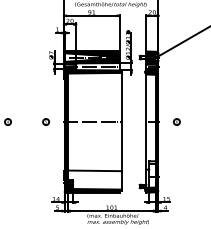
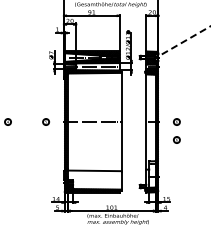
line: solid -> dashed (182, 42)
part: none -> present (176, 139)
